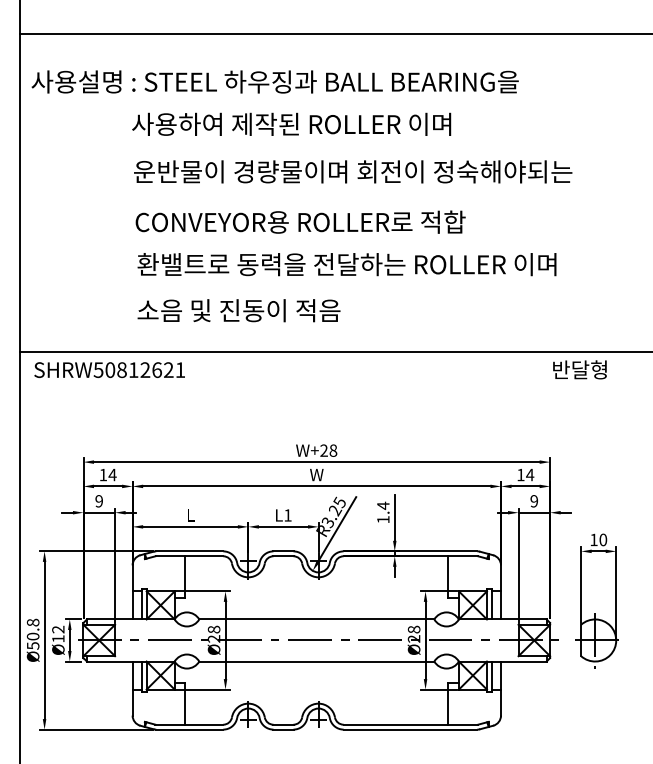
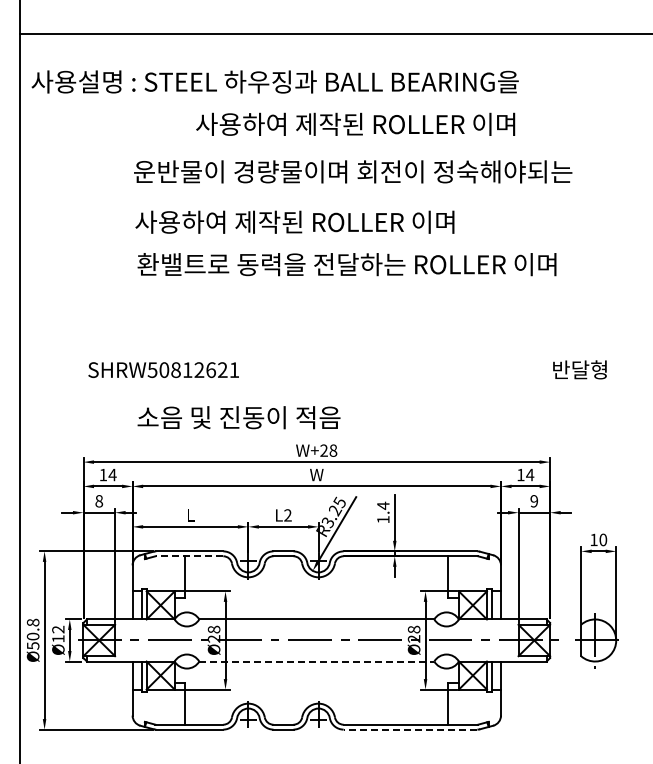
text position: (291, 123) -> (355, 123) (355, 123)
text: CONVEYOR용 ROLLER로 적합 -> 사용하여 제작된 ROLLER 이며 (300, 221)
text position: (238, 310) -> (238, 417) (238, 417)
line: present -> none (334, 352)
text position: (109, 369) -> (163, 369) (163, 369)
text: 9 -> 8 (99, 501)
text: L1 -> L2 (287, 515)
line: solid -> dashed (189, 556)
line: solid -> dashed (316, 661)
line: solid -> dashed (410, 729)
